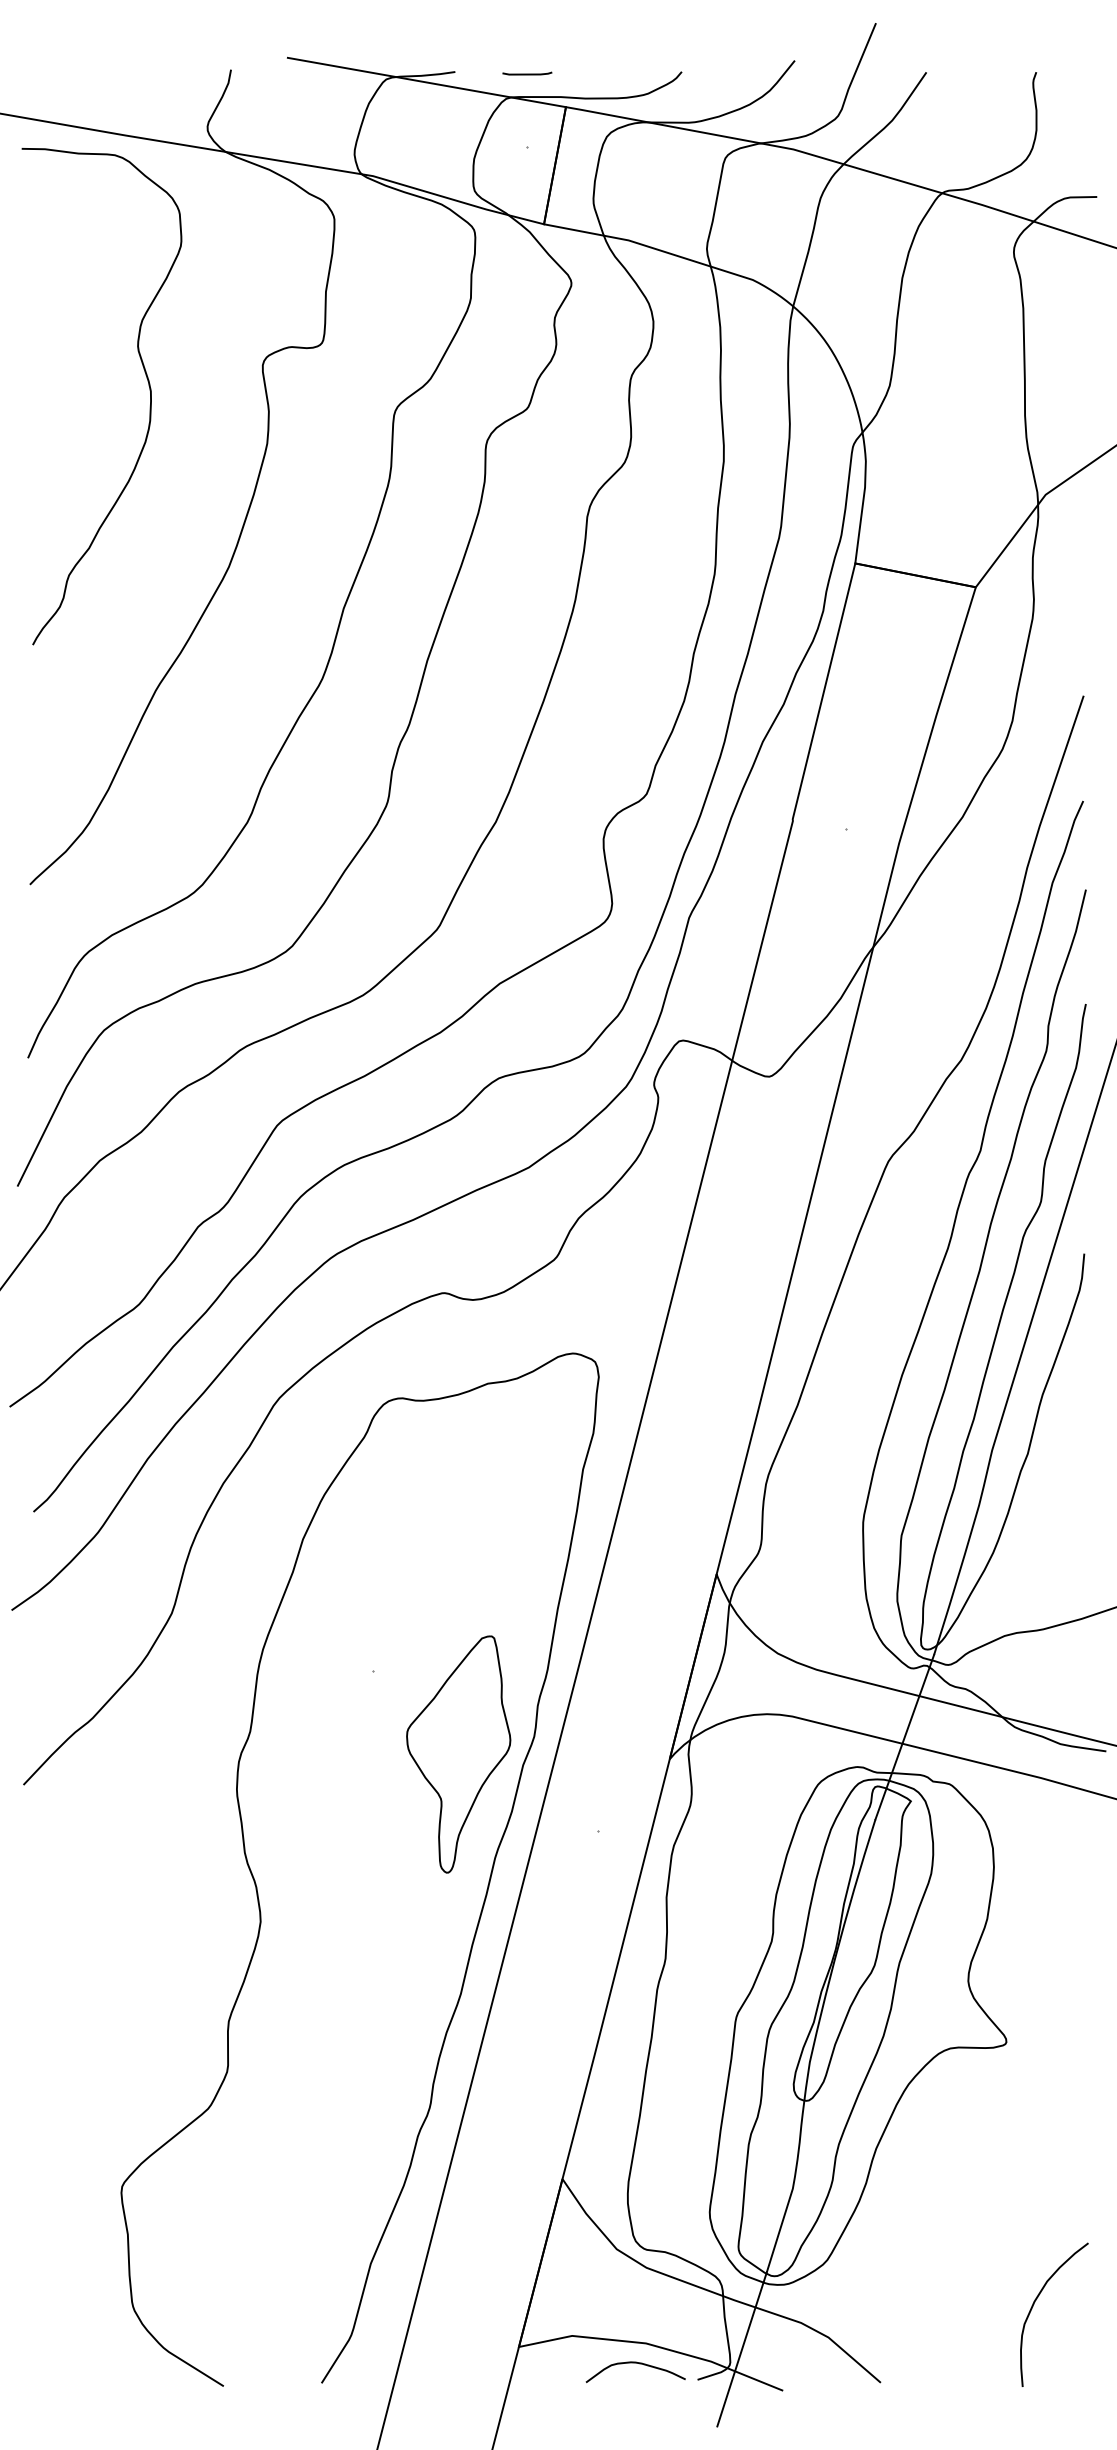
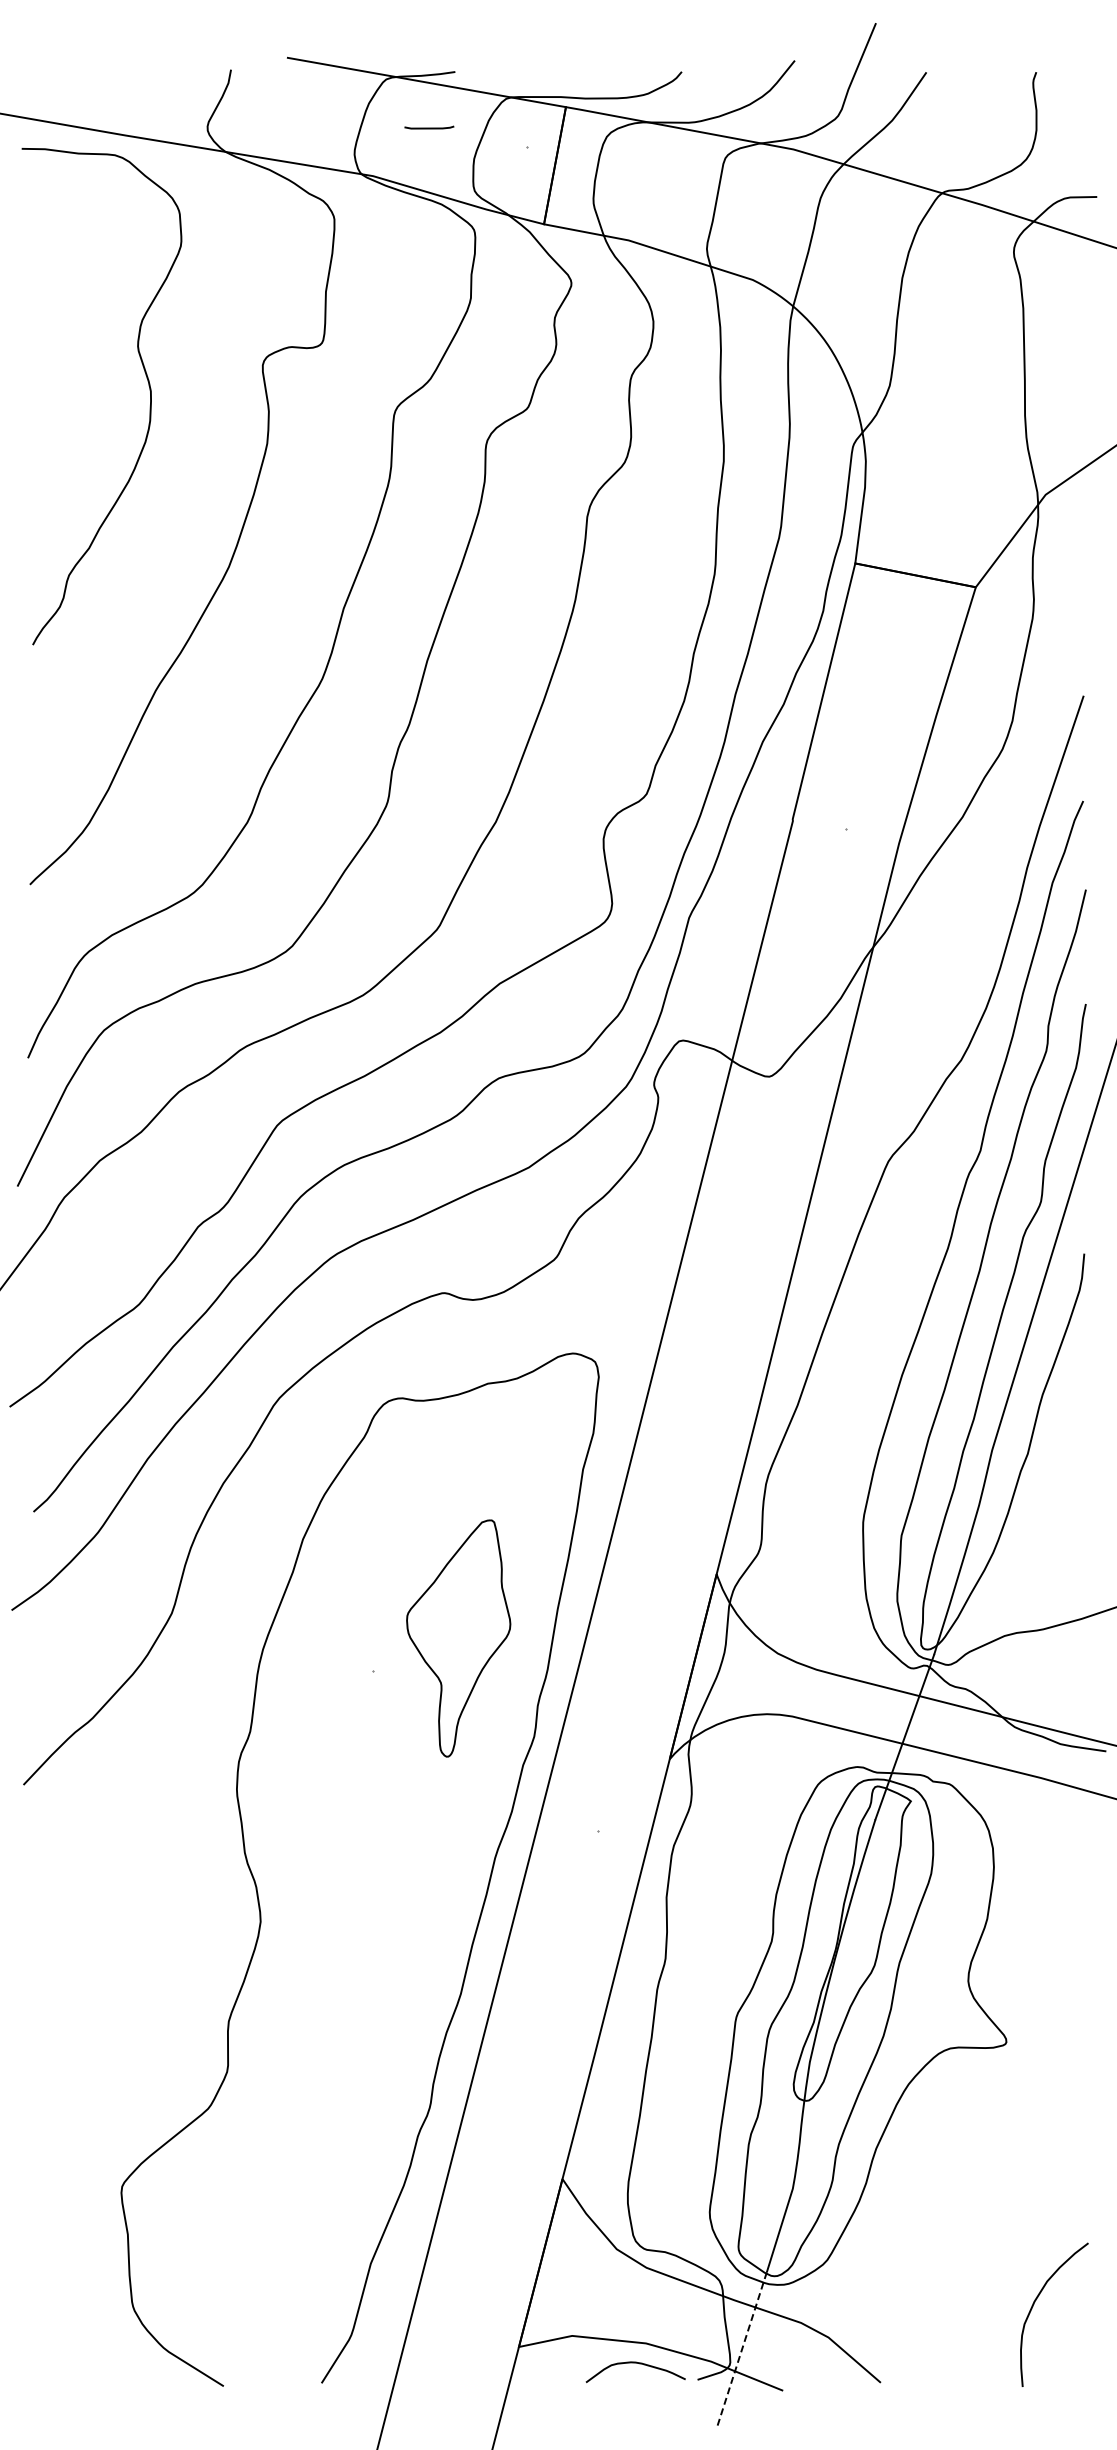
line position: (527, 73) -> (429, 127) (429, 127)
part position: (458, 1754) -> (458, 1638) (458, 1638)
line: solid -> dashed (742, 2349)
